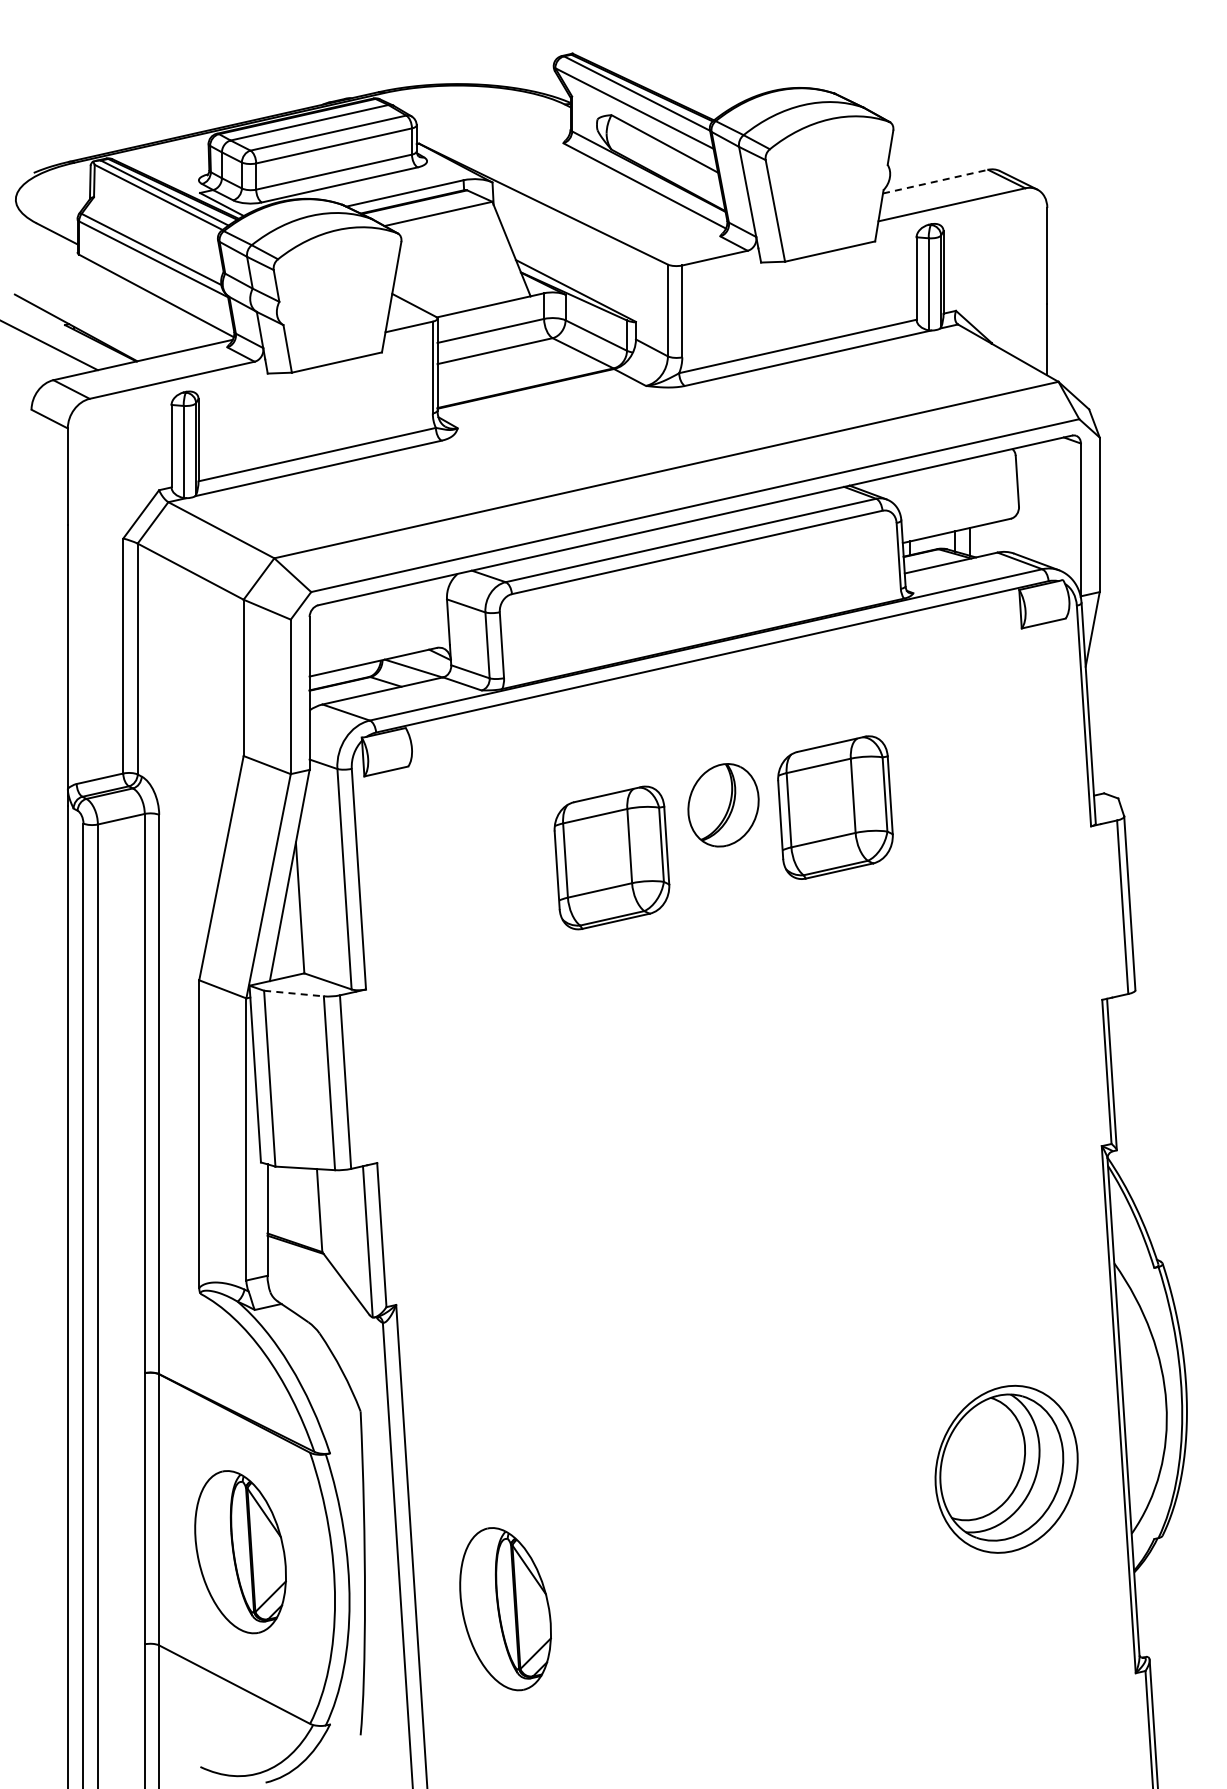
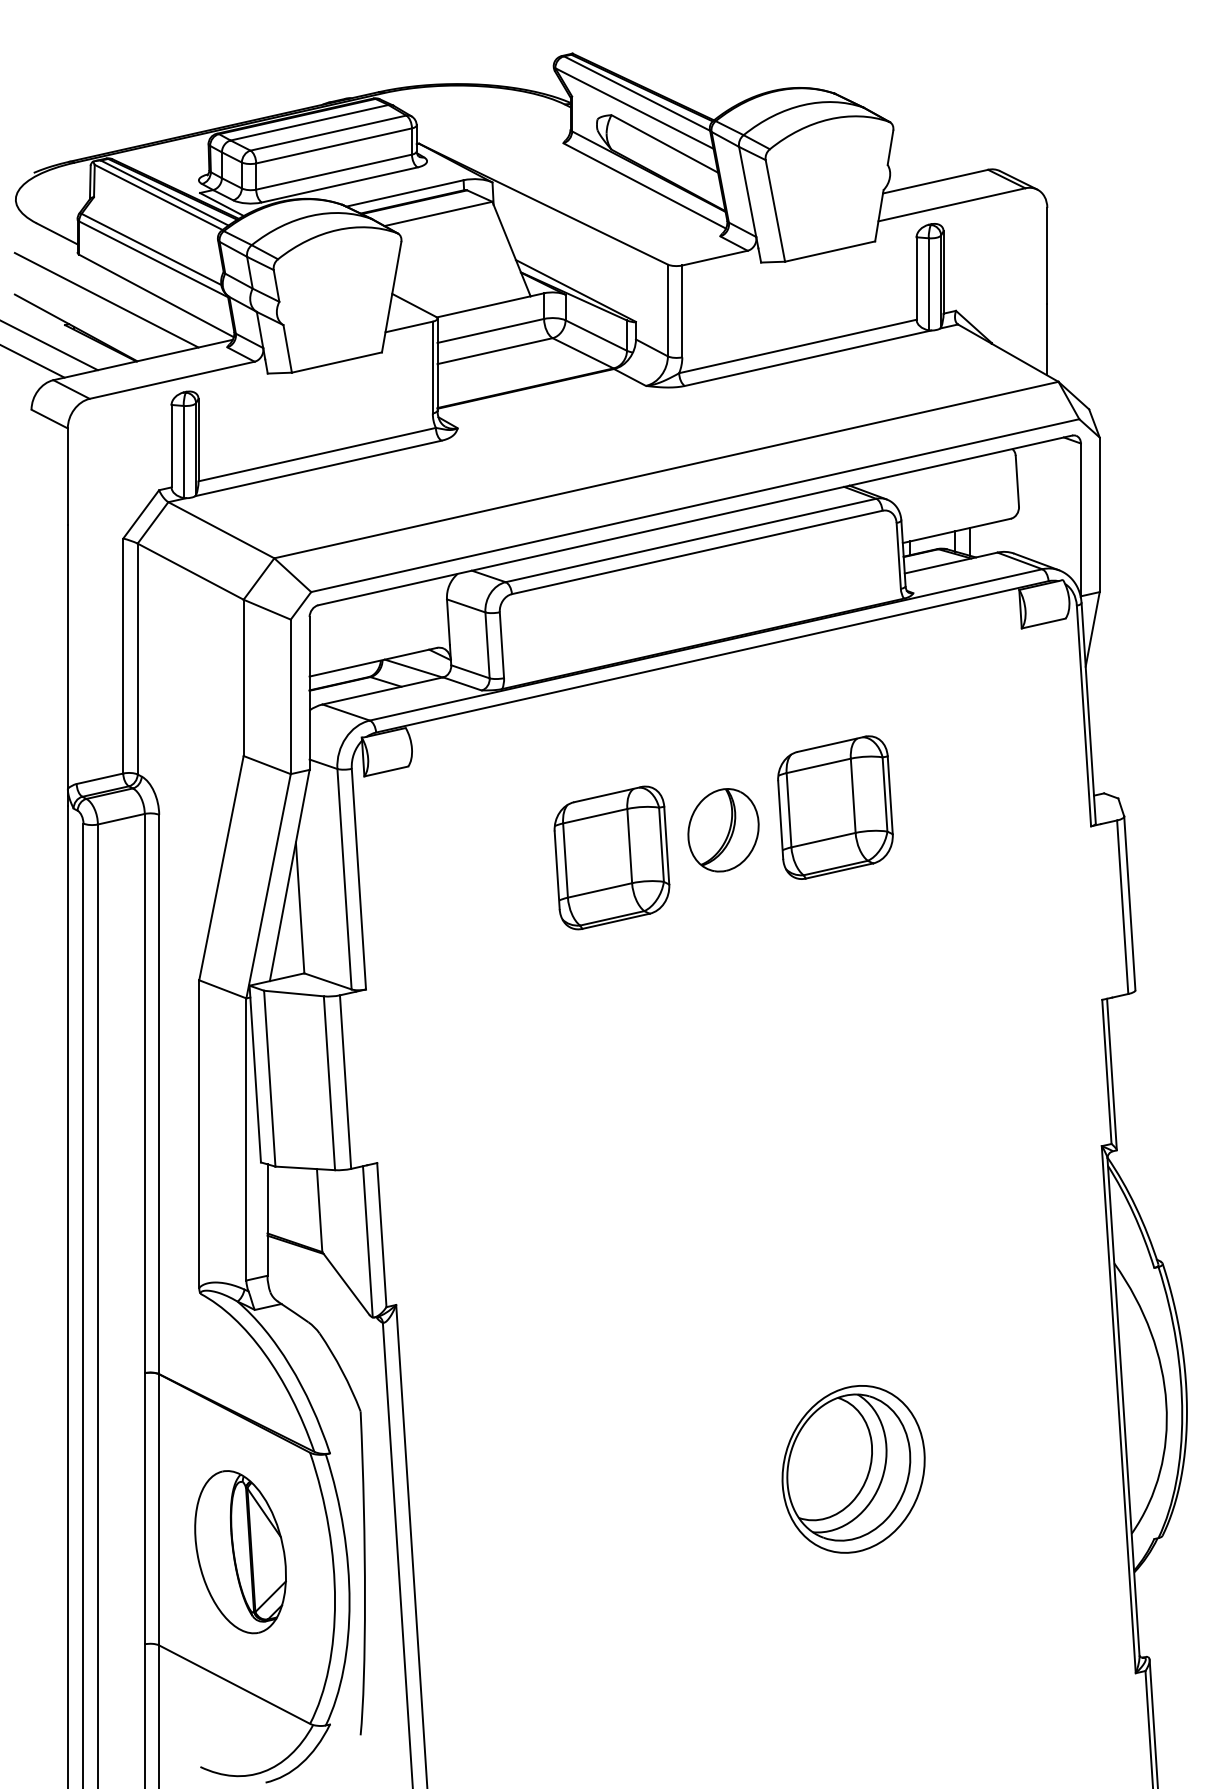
line: dashed -> solid (935, 181)
line: none -> present (106, 299)
line: none -> present (33, 361)
part position: (723, 805) -> (723, 830) (723, 830)
line: dashed -> solid (294, 993)
part position: (1006, 1469) -> (853, 1469) (853, 1469)
part: present -> none (505, 1609)
